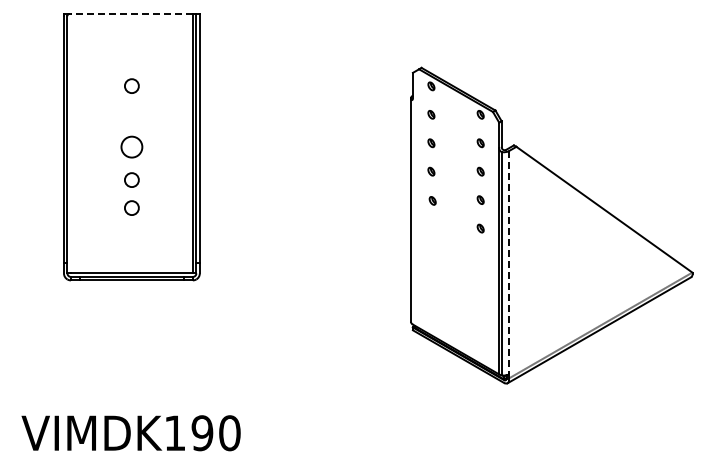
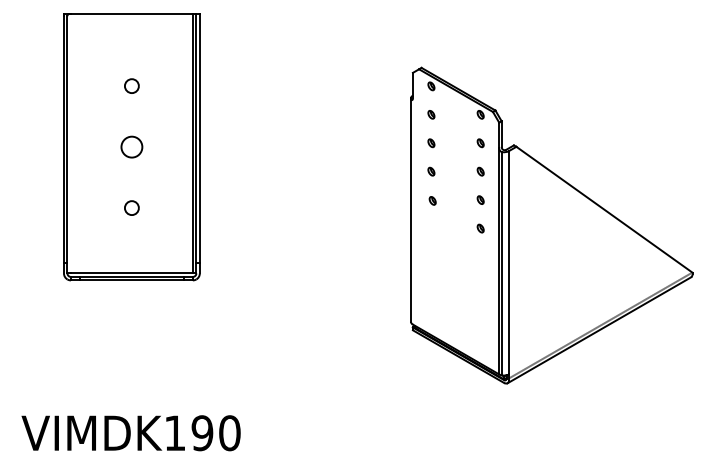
line: dashed -> solid (131, 13)
circle: present -> none (131, 179)
line: dashed -> solid (509, 262)
